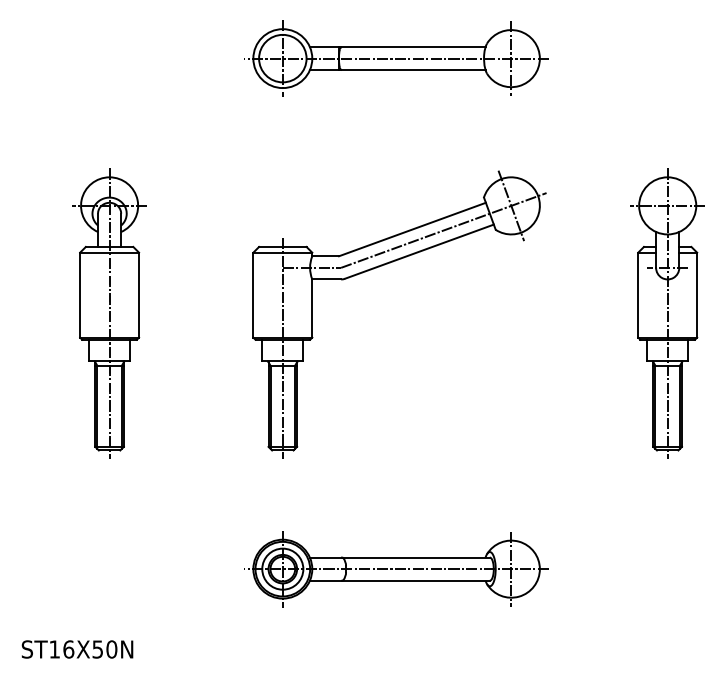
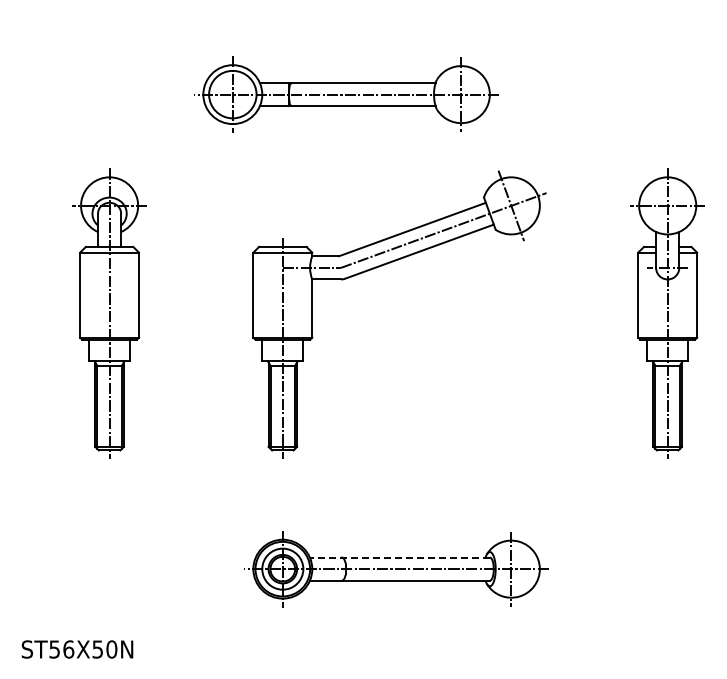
part position: (396, 58) -> (346, 94) (346, 94)
line: solid -> dashed (399, 557)
text: ST16X50N -> ST56X50N (54, 649)
